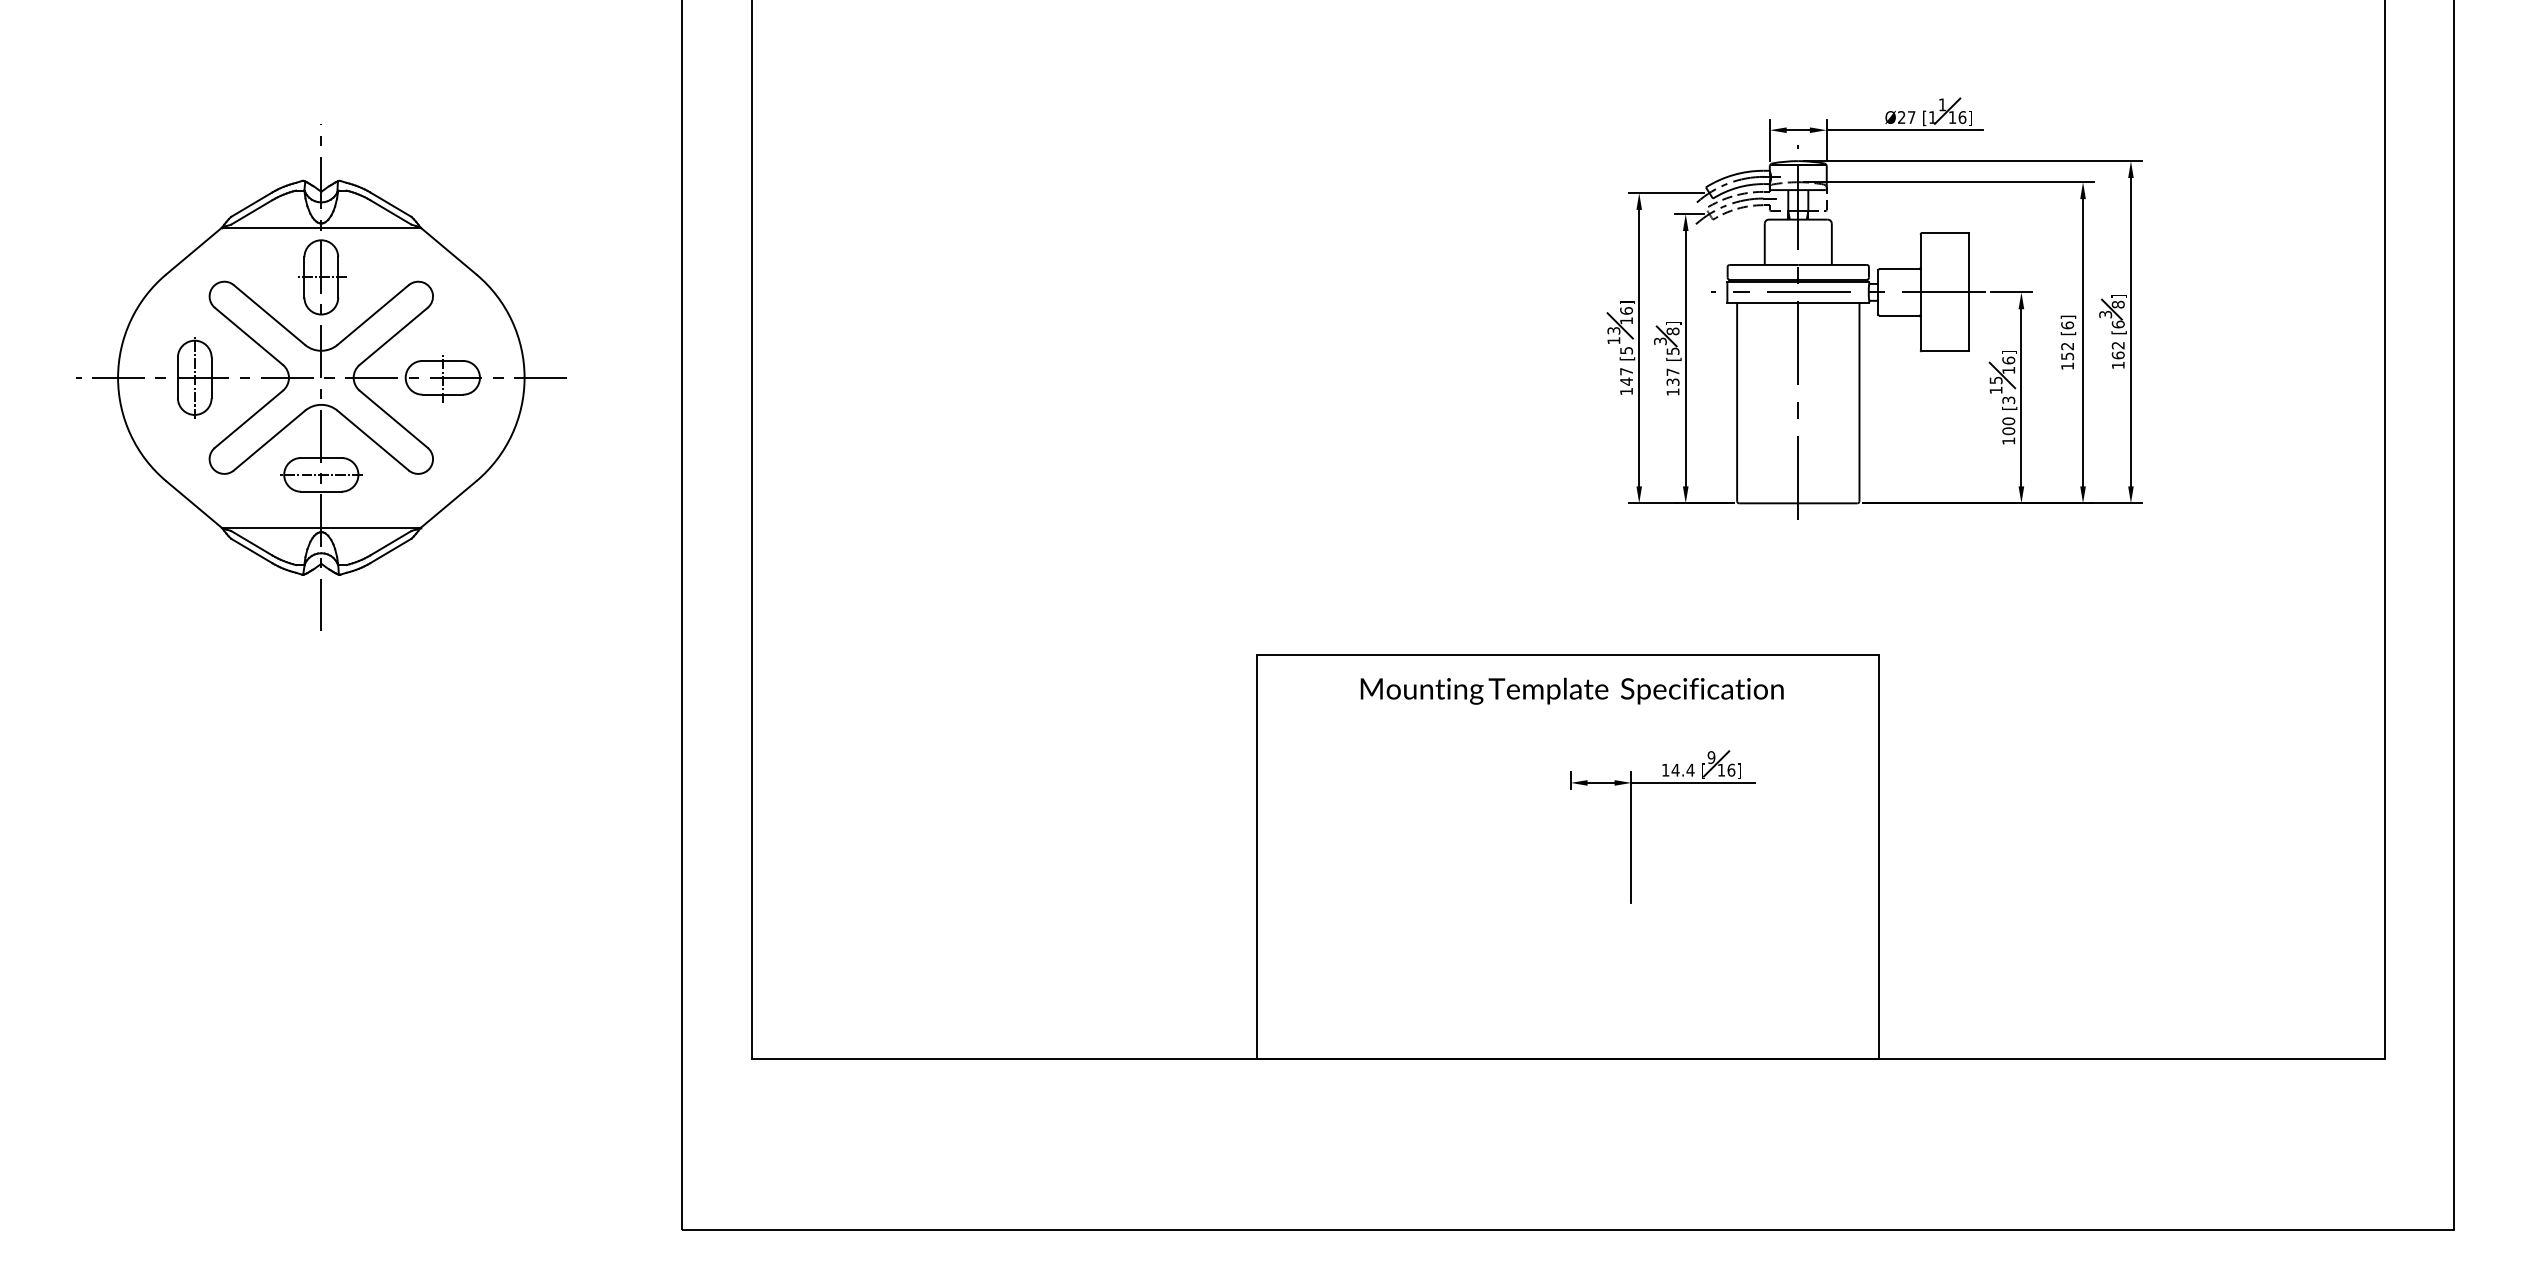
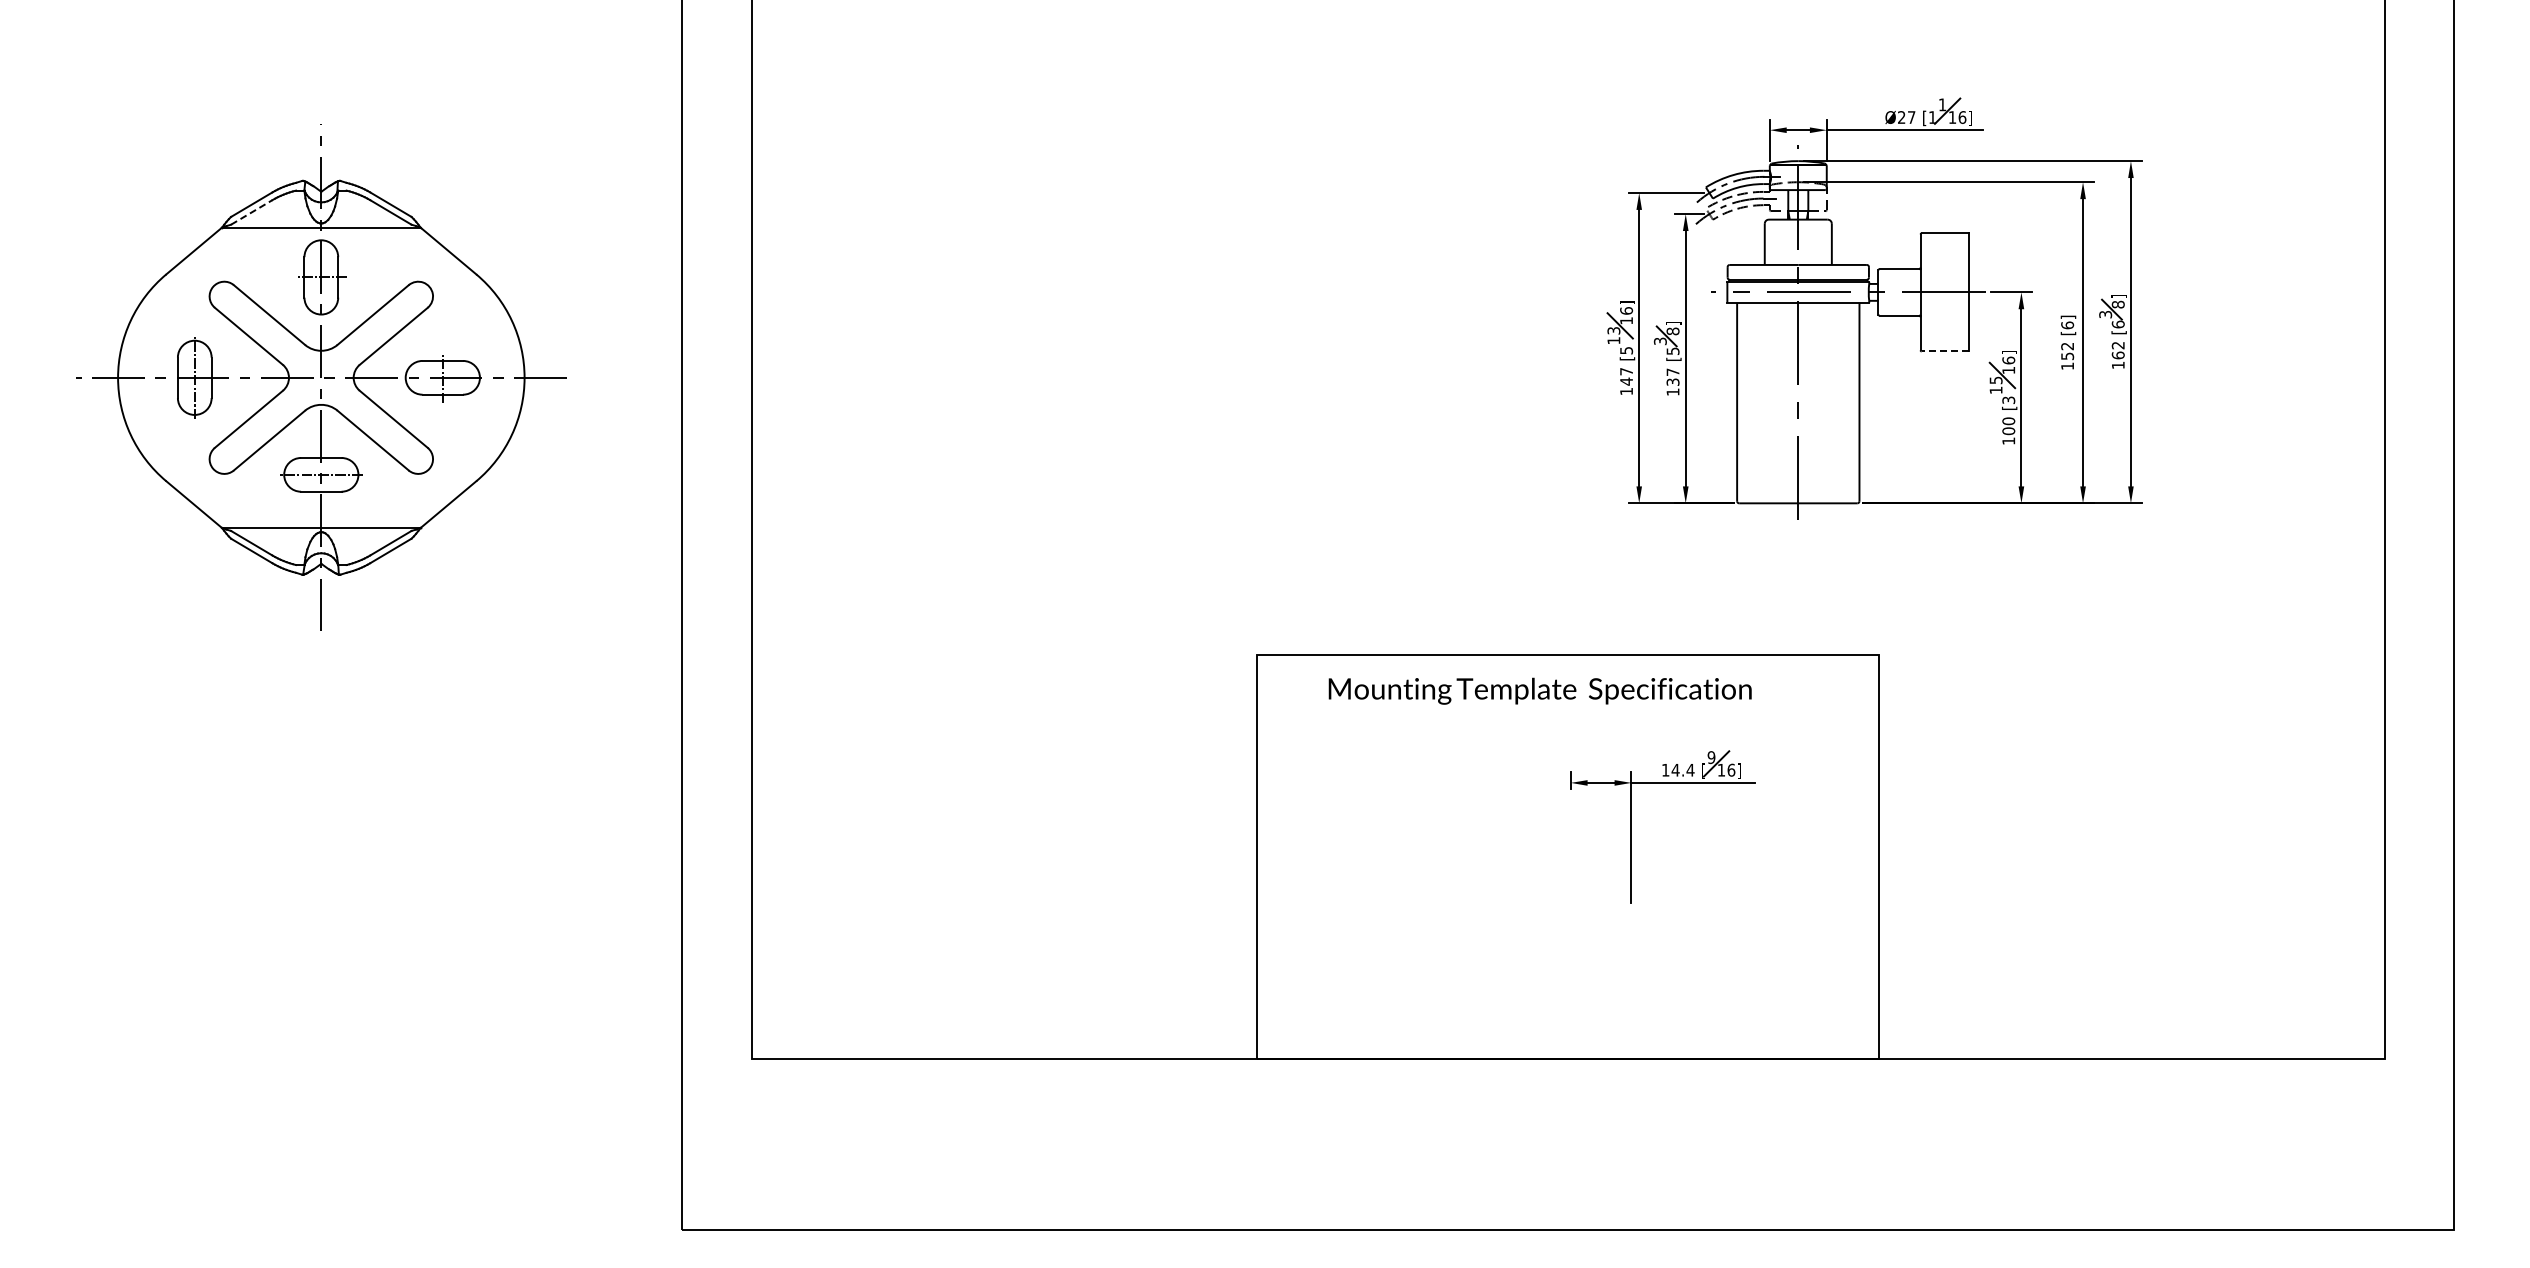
line: solid -> dashed (252, 212)
line: solid -> dashed (1945, 351)
text position: (1571, 690) -> (1539, 690) (1539, 690)
